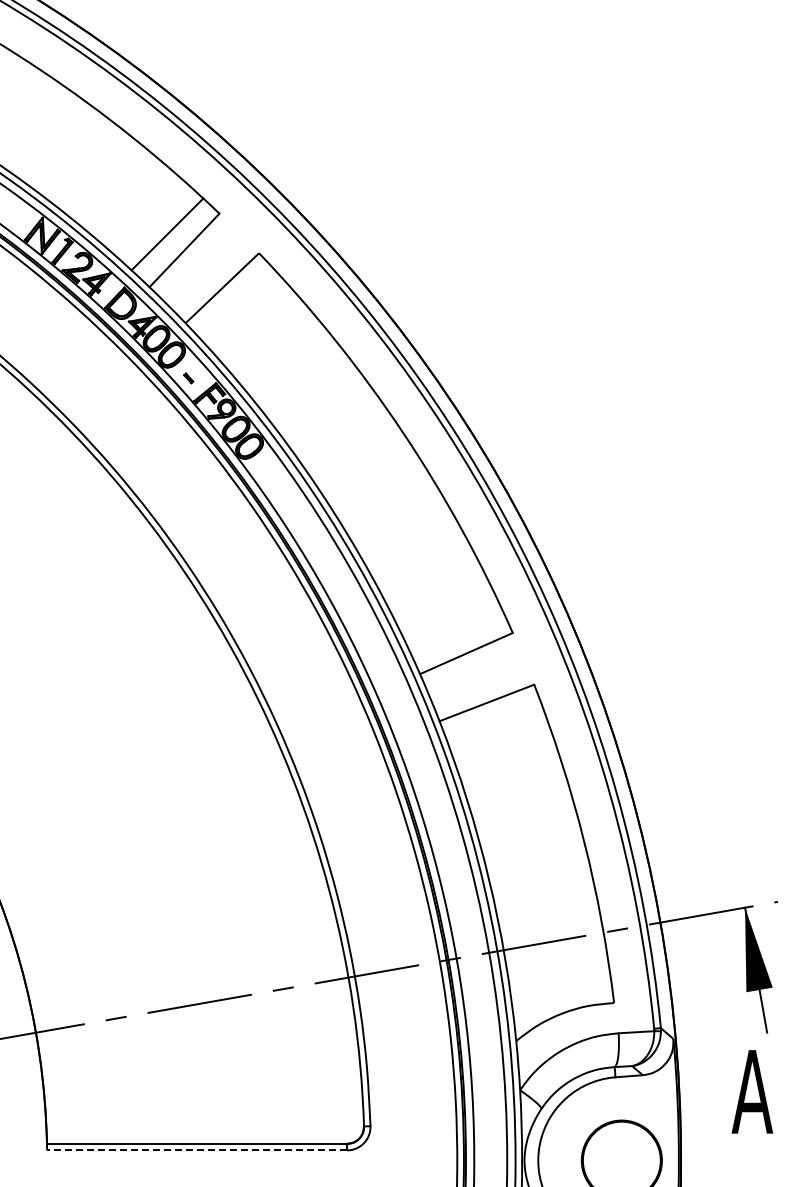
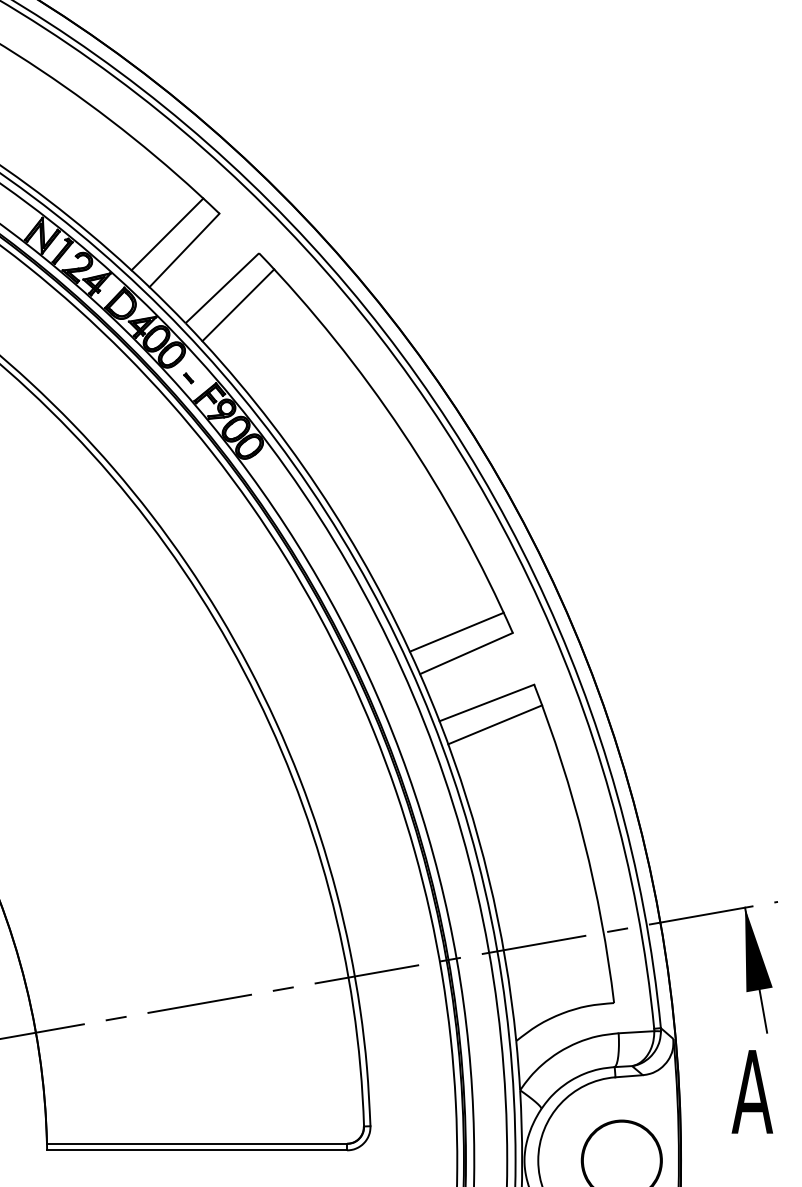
line: none -> present (238, 305)
line: none -> present (456, 631)
line: none -> present (495, 724)
line: dashed -> solid (196, 1150)
